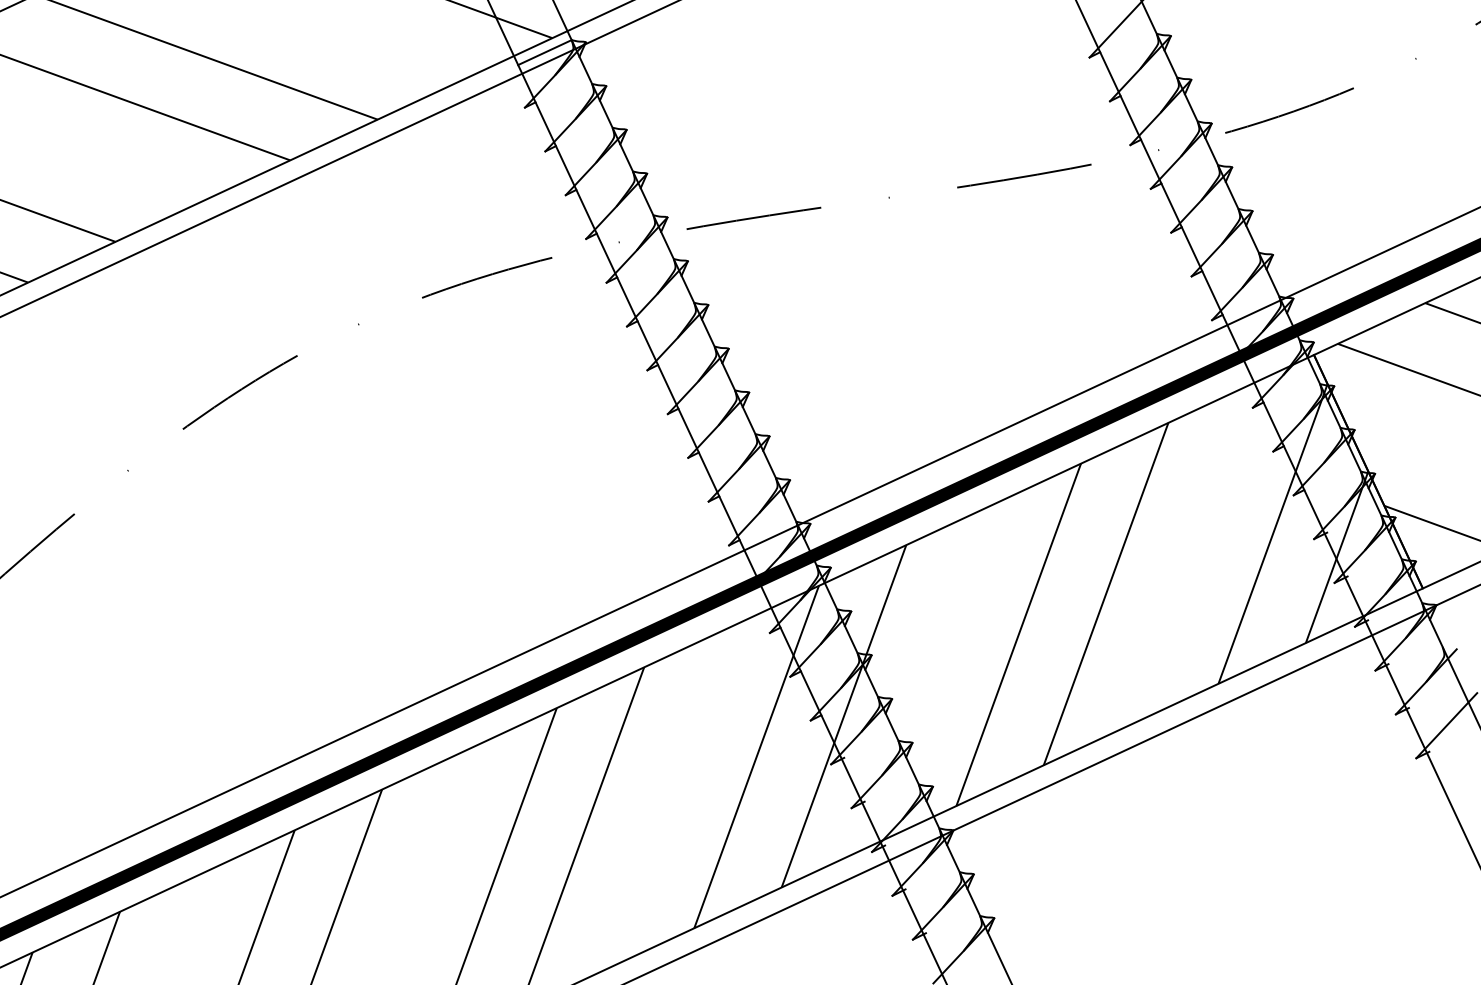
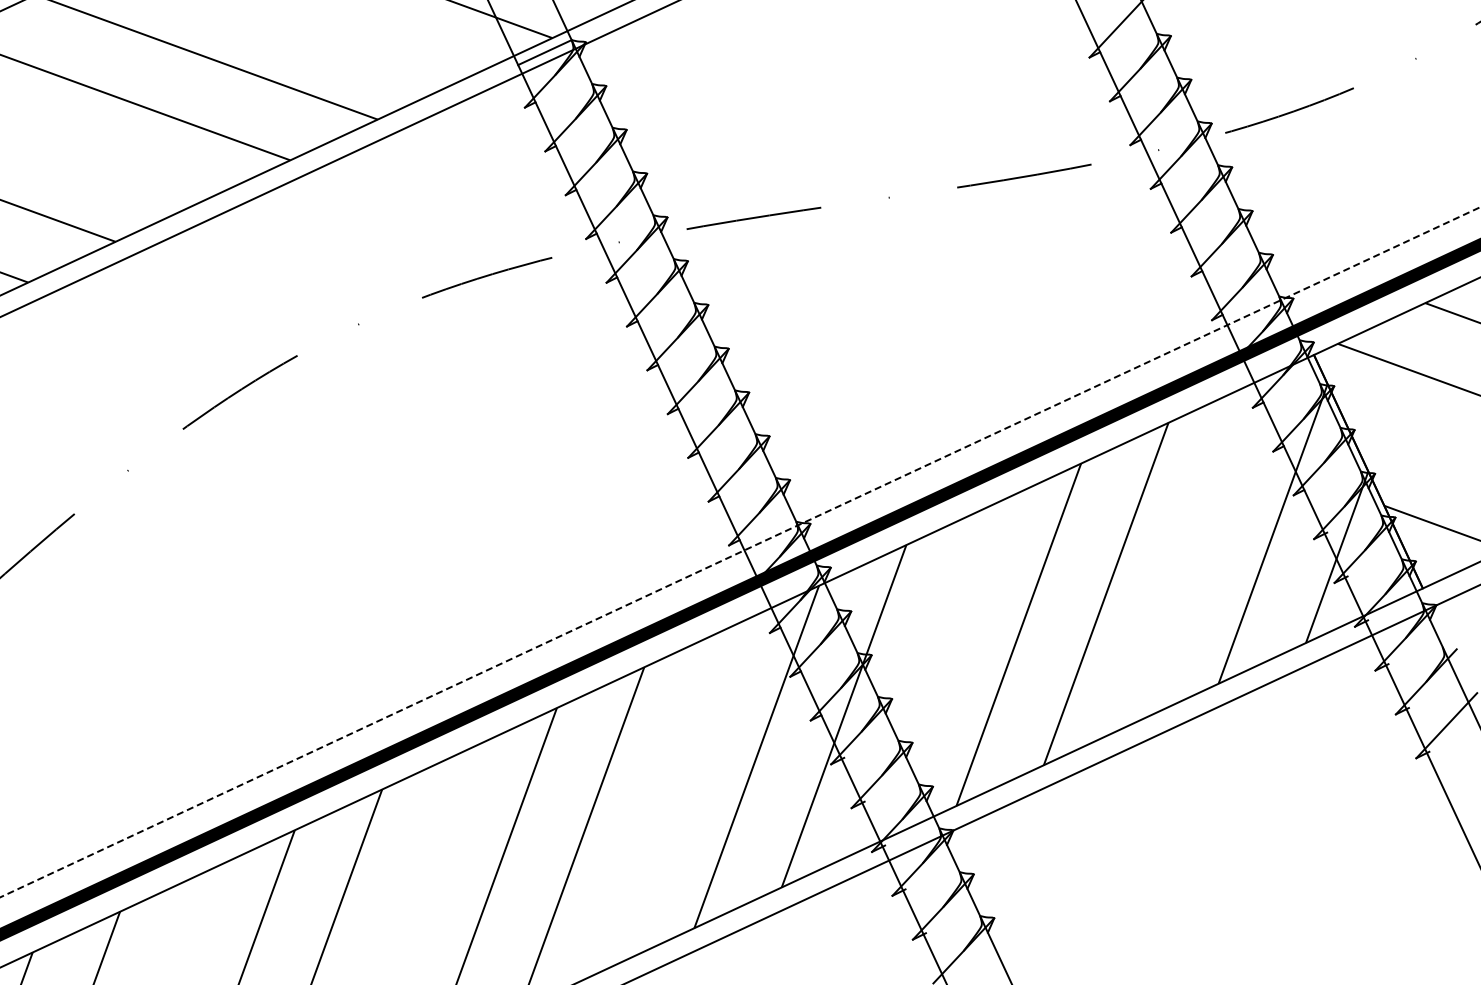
line: solid -> dashed (740, 552)
